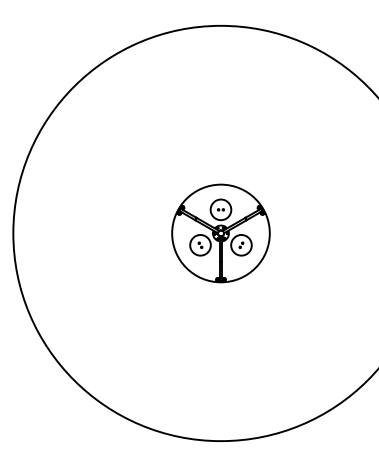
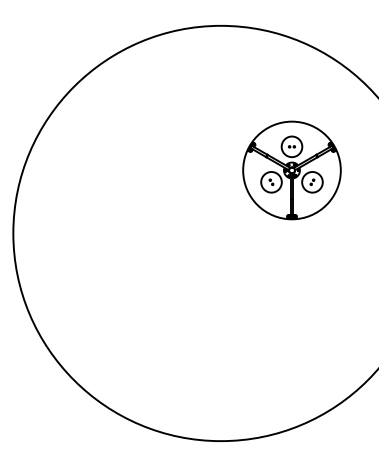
part position: (220, 233) -> (291, 170) (291, 170)
